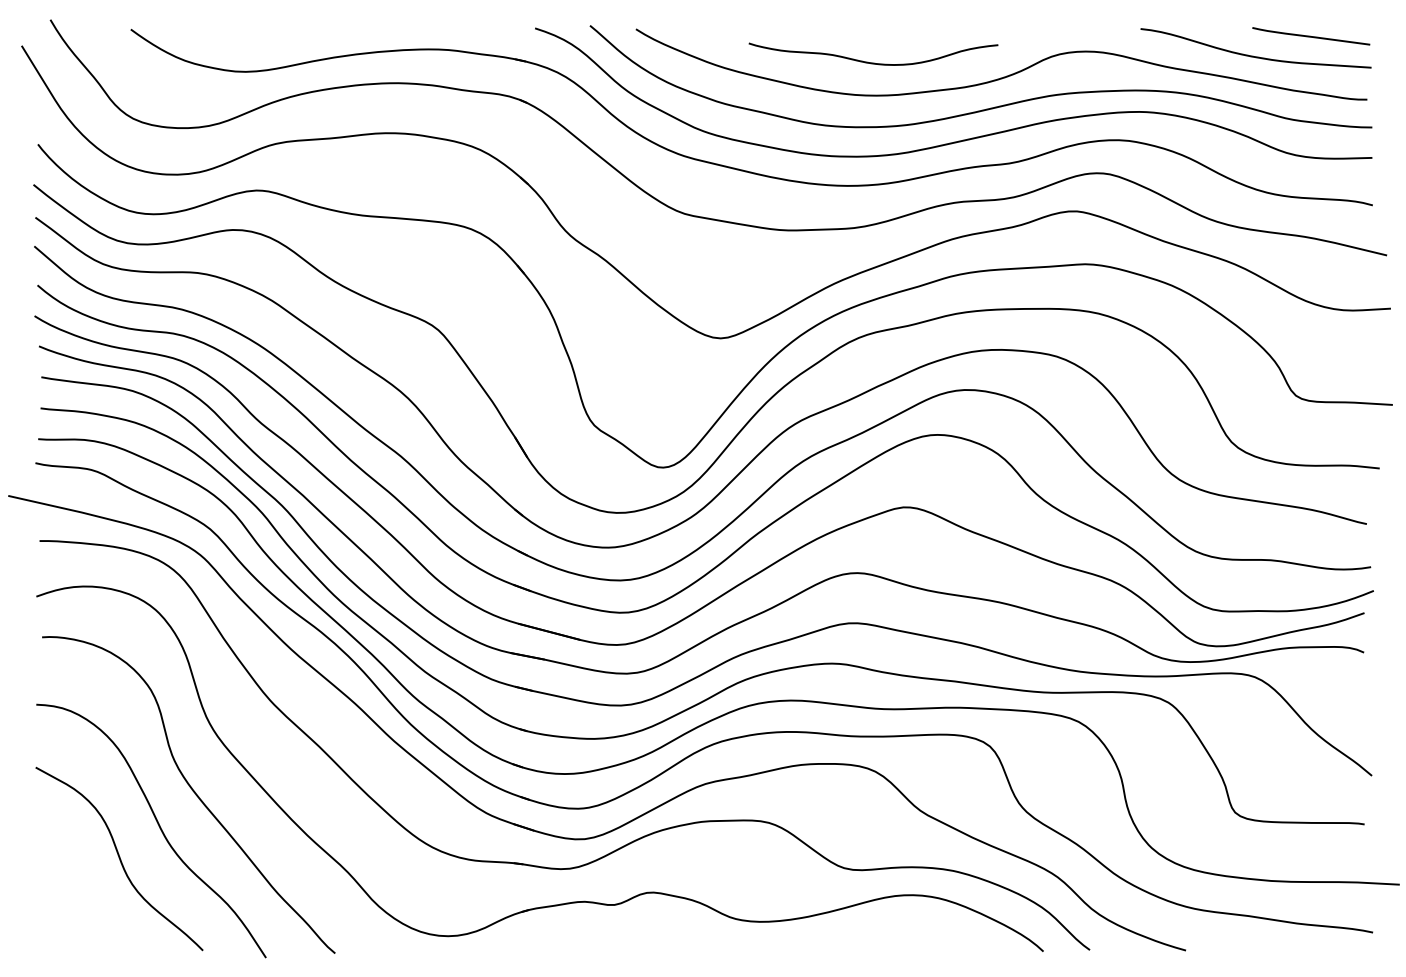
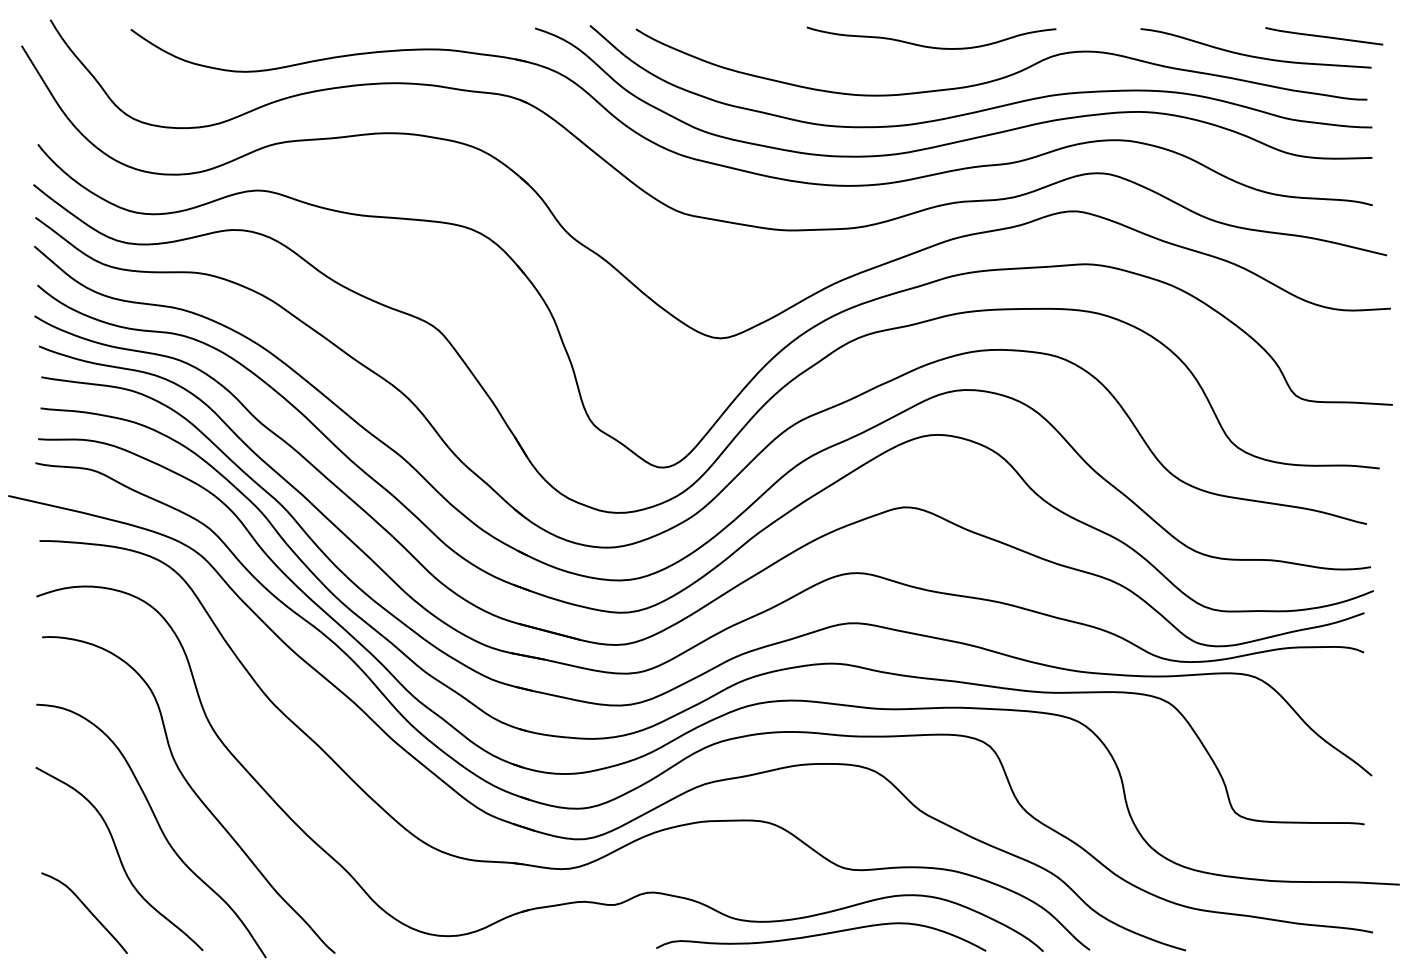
curve position: (1311, 36) -> (1324, 36) (1324, 36)
curve position: (873, 62) -> (931, 46) (931, 46)
curve: none -> present (87, 910)
curve: none -> present (821, 935)
